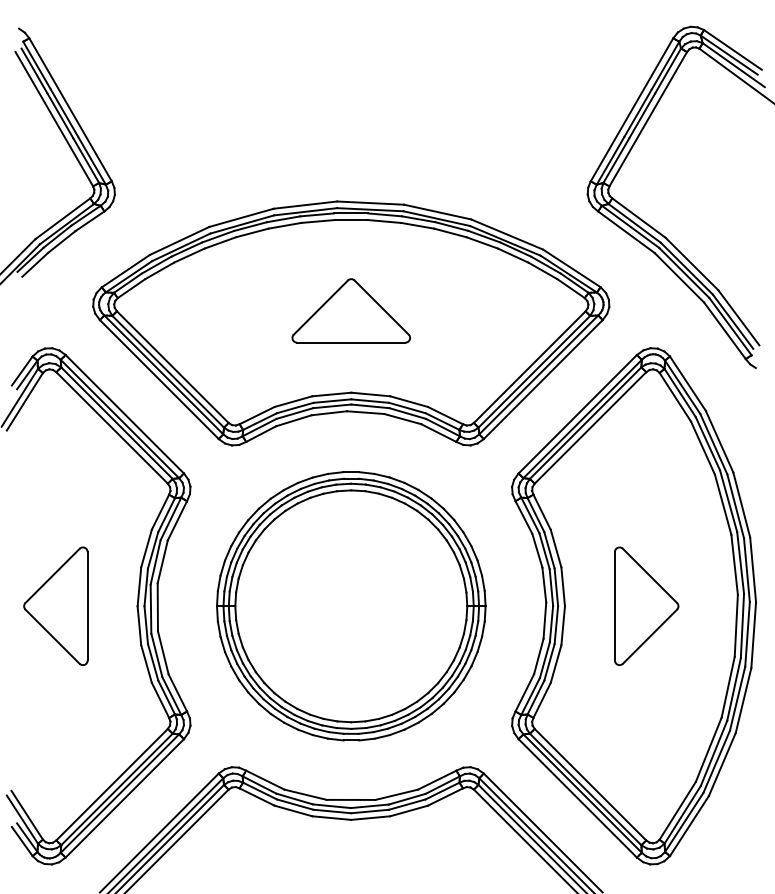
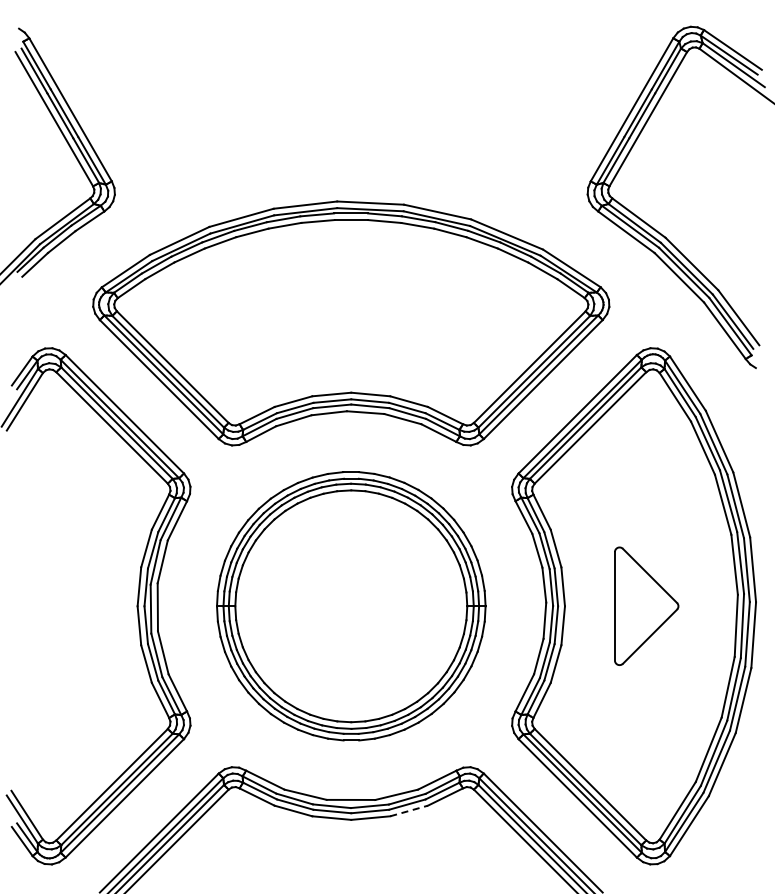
part: present -> none (350, 310)
part: present -> none (55, 605)
line: solid -> dashed (409, 811)
